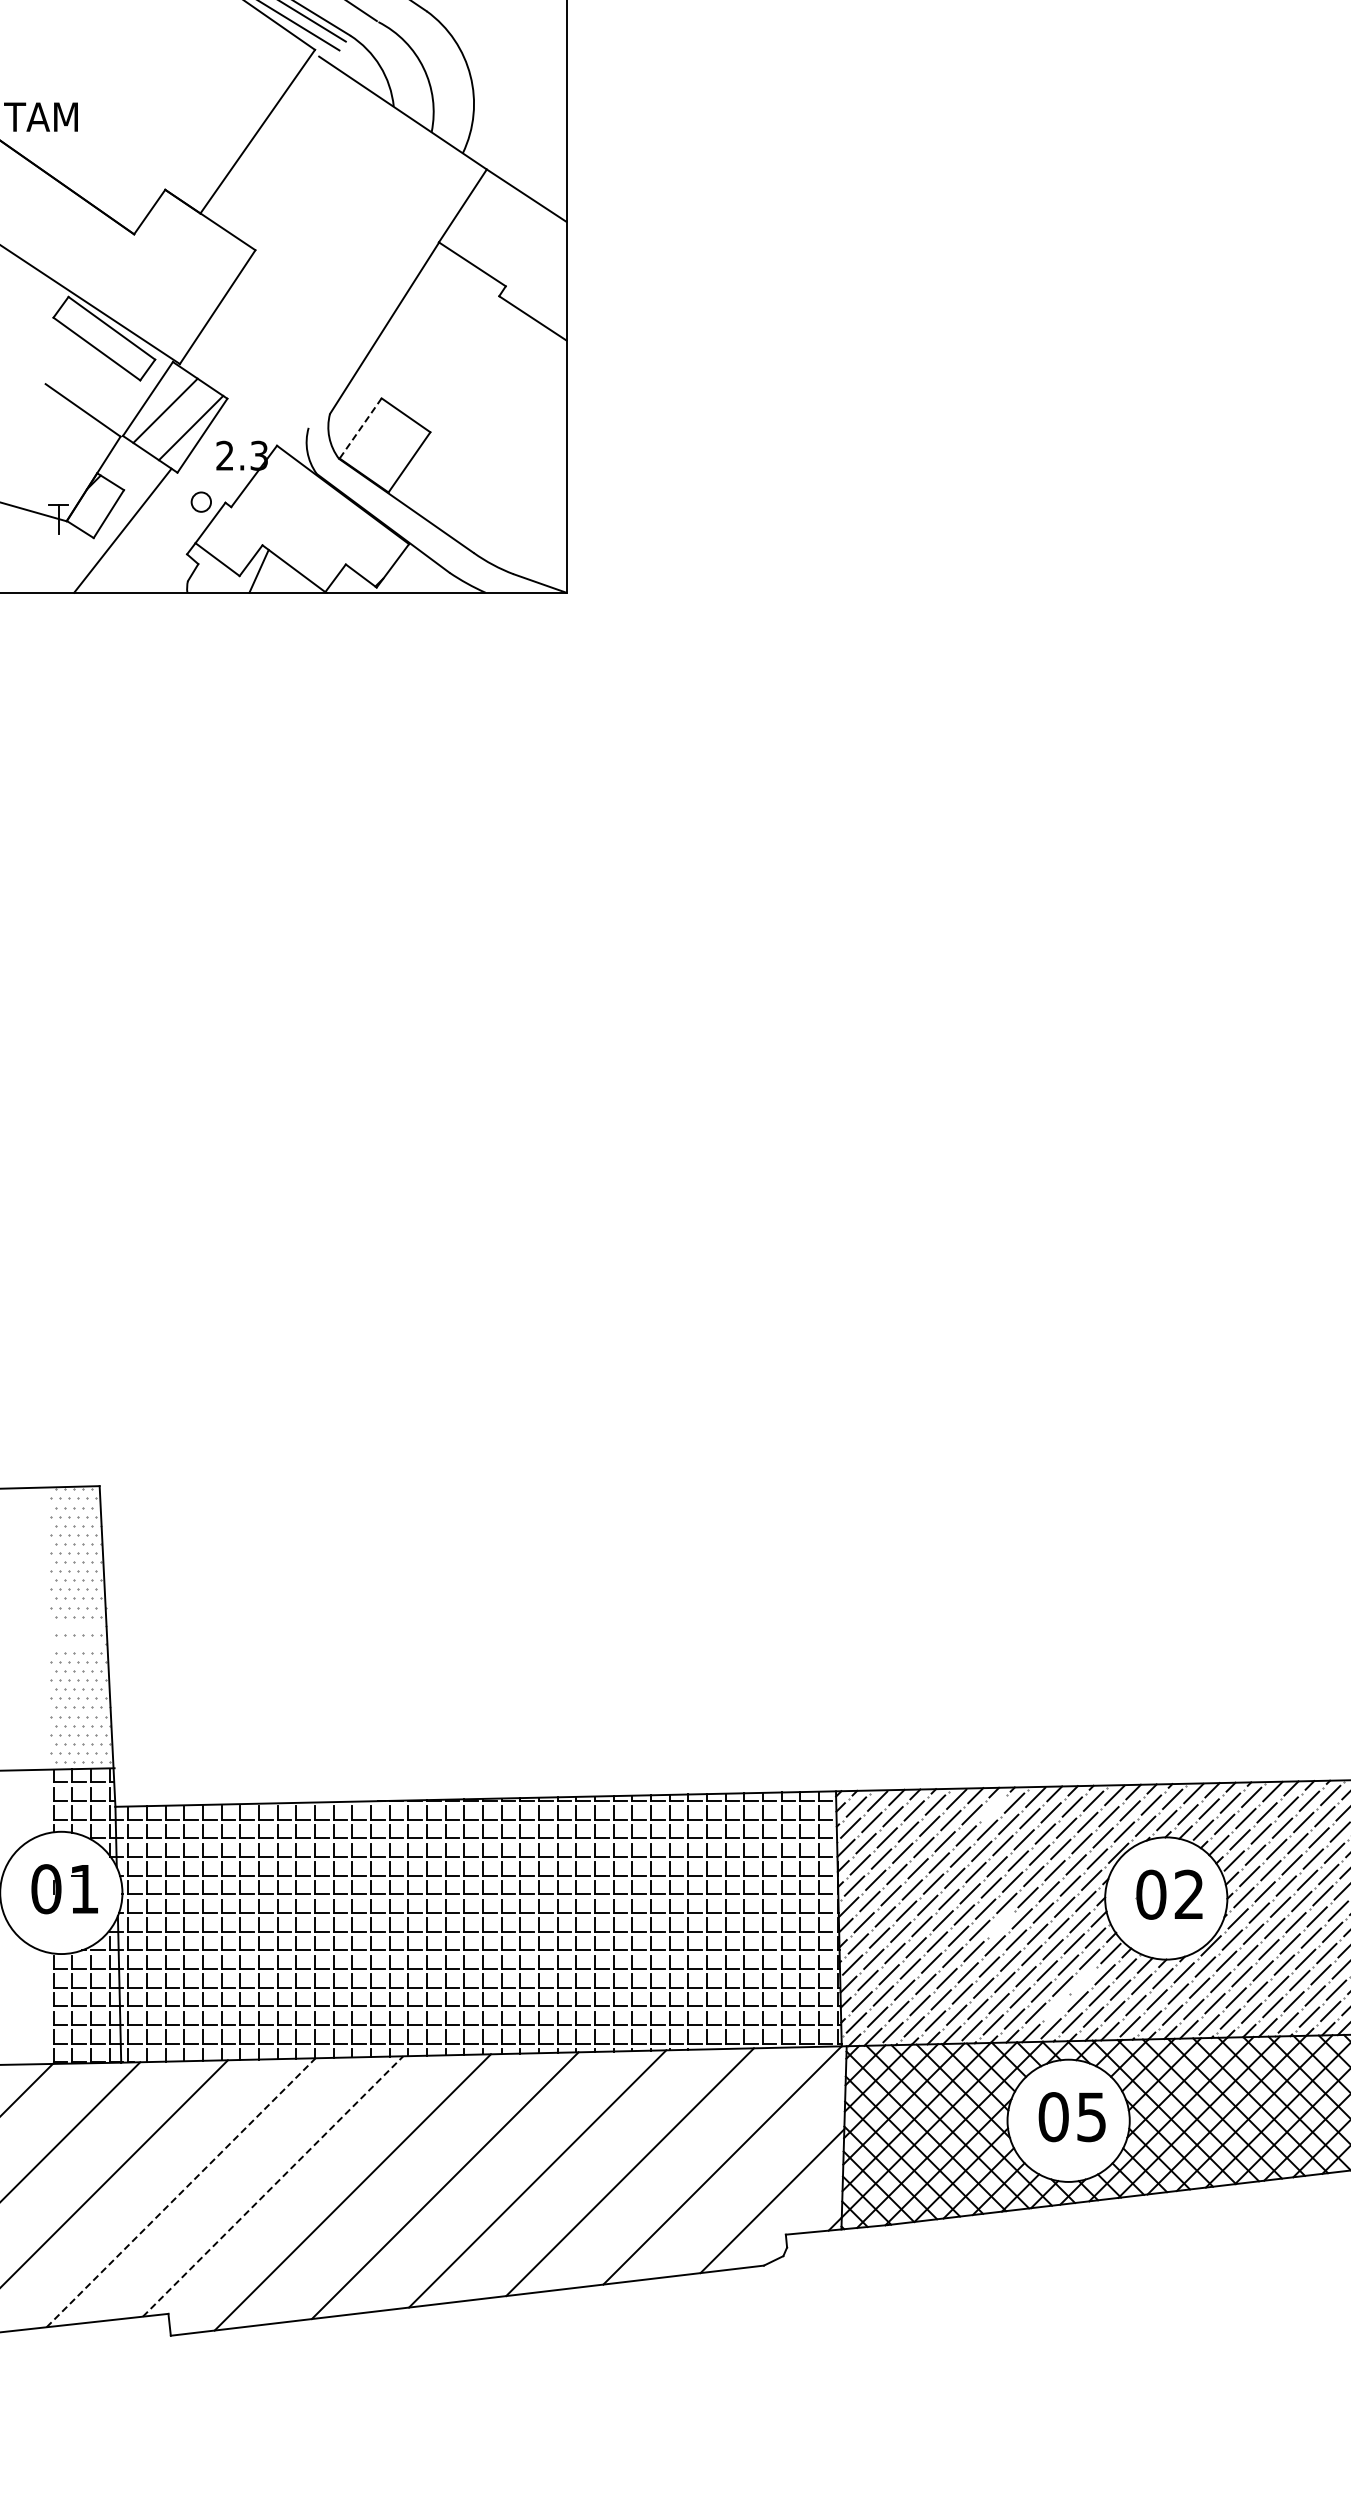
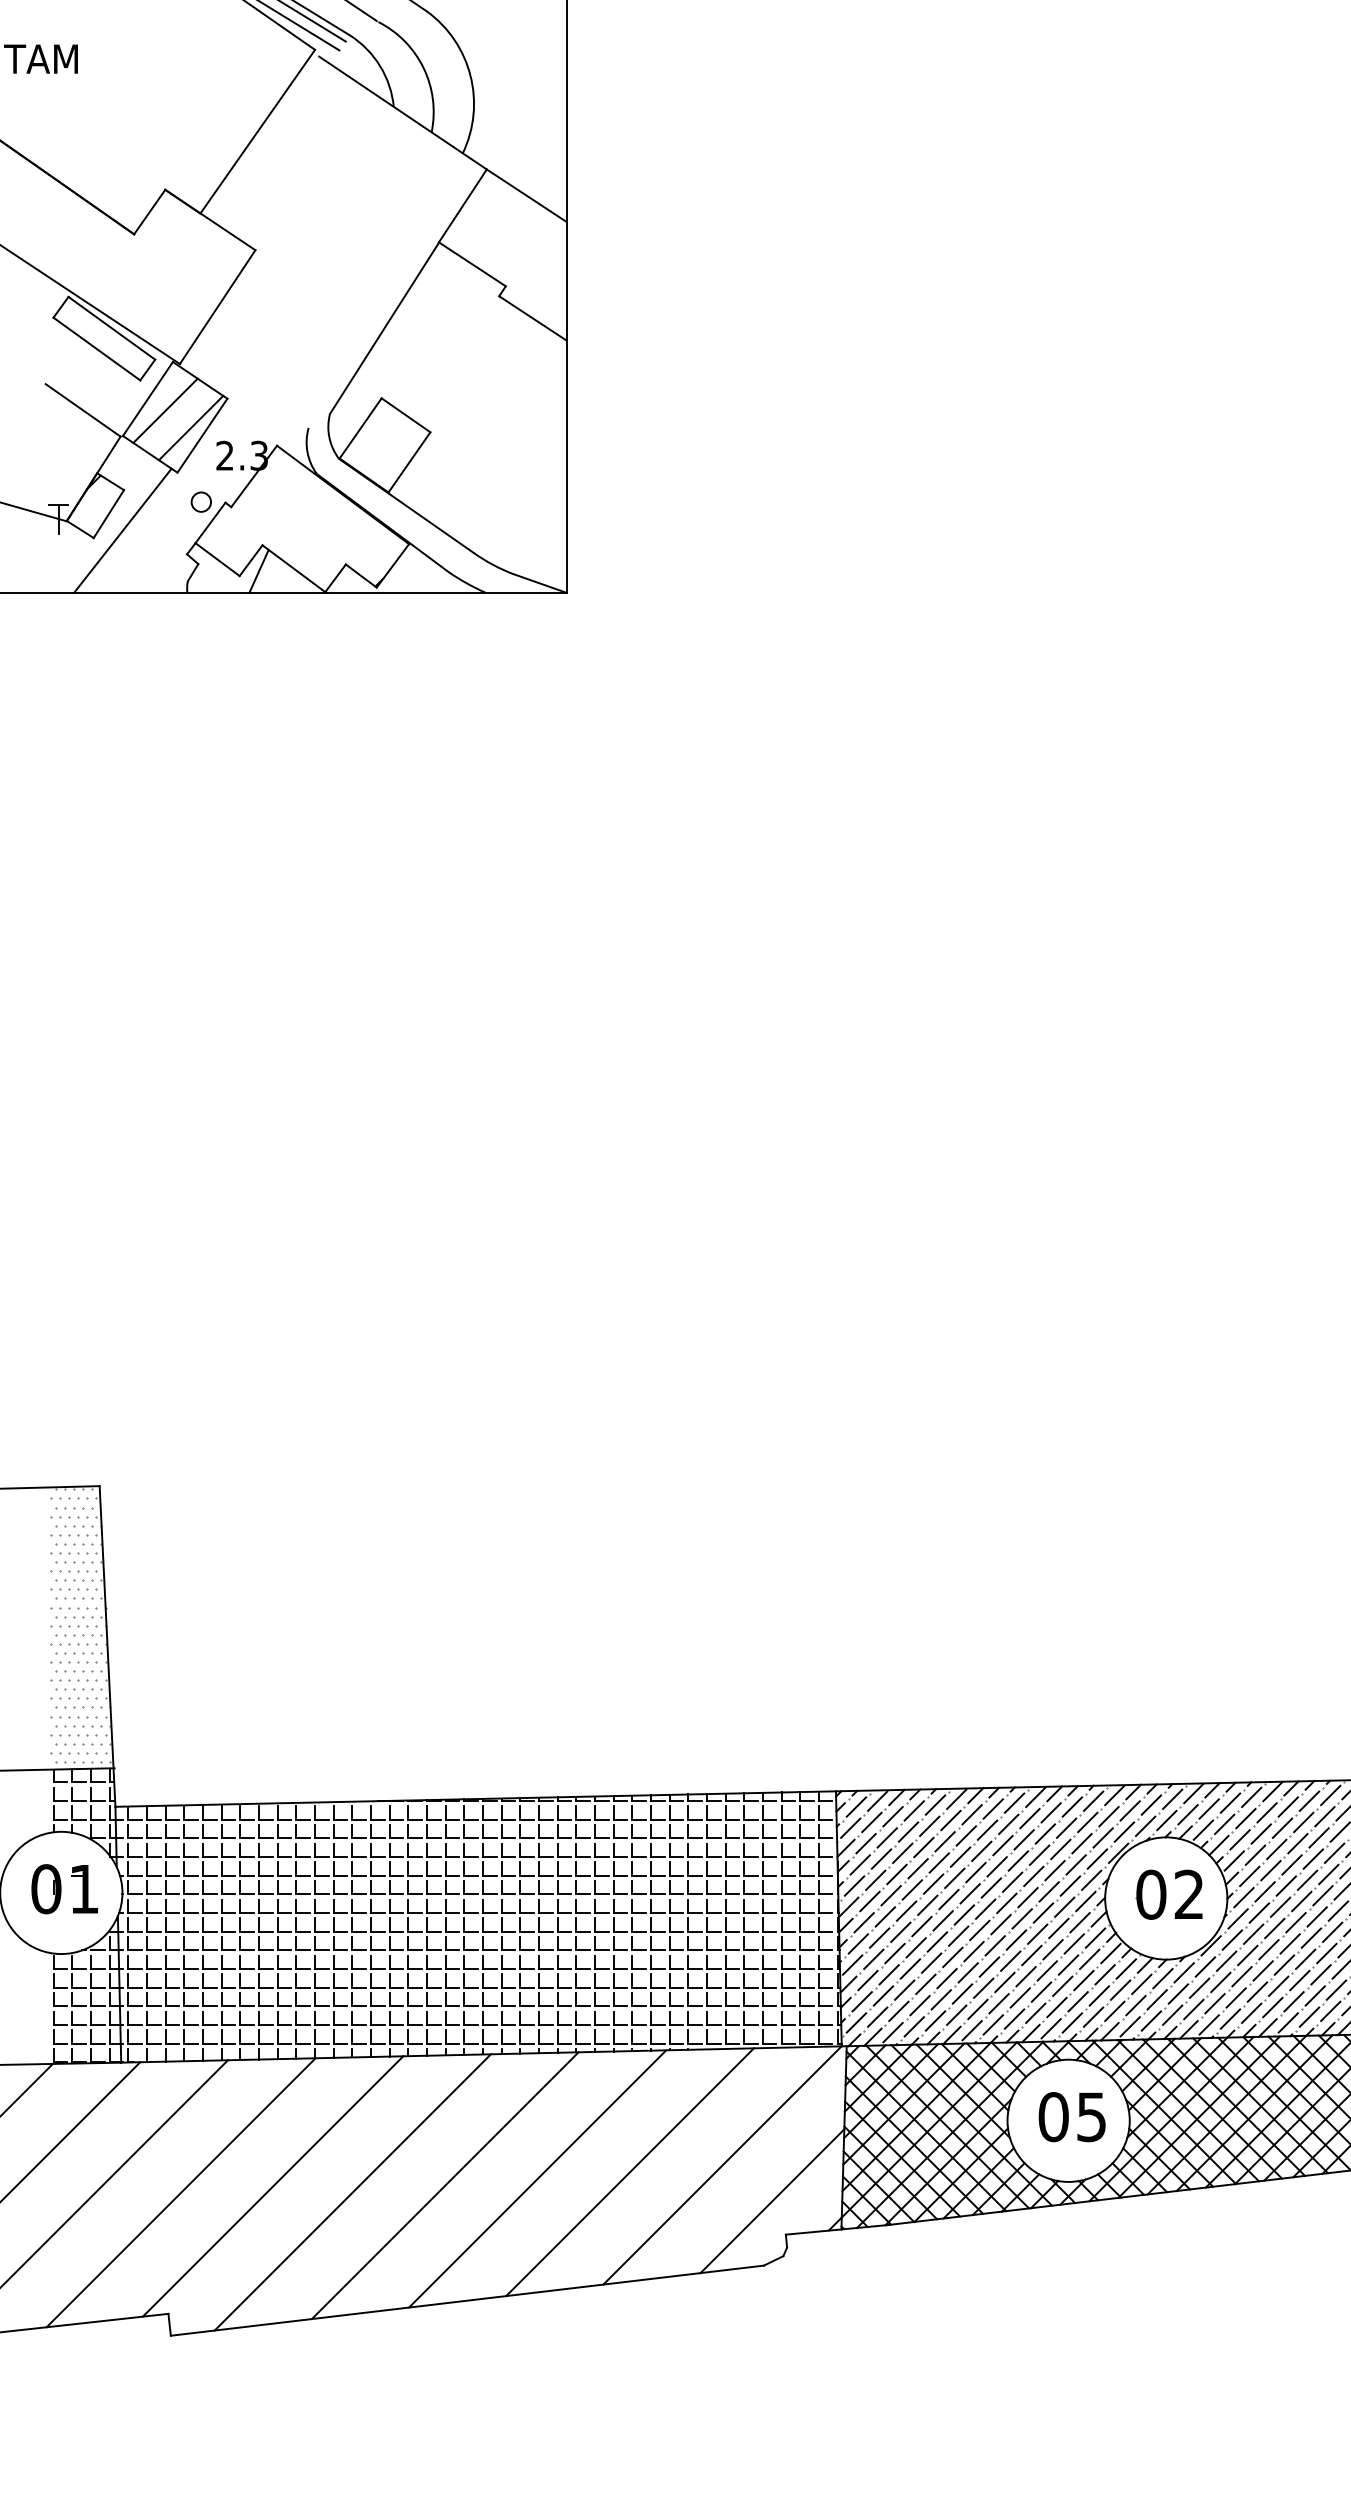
text position: (40, 116) -> (40, 58) (40, 58)
line: dashed -> solid (360, 428)
part: none -> present (73, 1626)
part: none -> present (73, 1644)
line: none -> present (992, 1808)
line: none -> present (1000, 1924)
line: none -> present (1083, 1980)
line: none -> present (1056, 2007)
line: dashed -> solid (273, 2186)
line: dashed -> solid (181, 2192)
